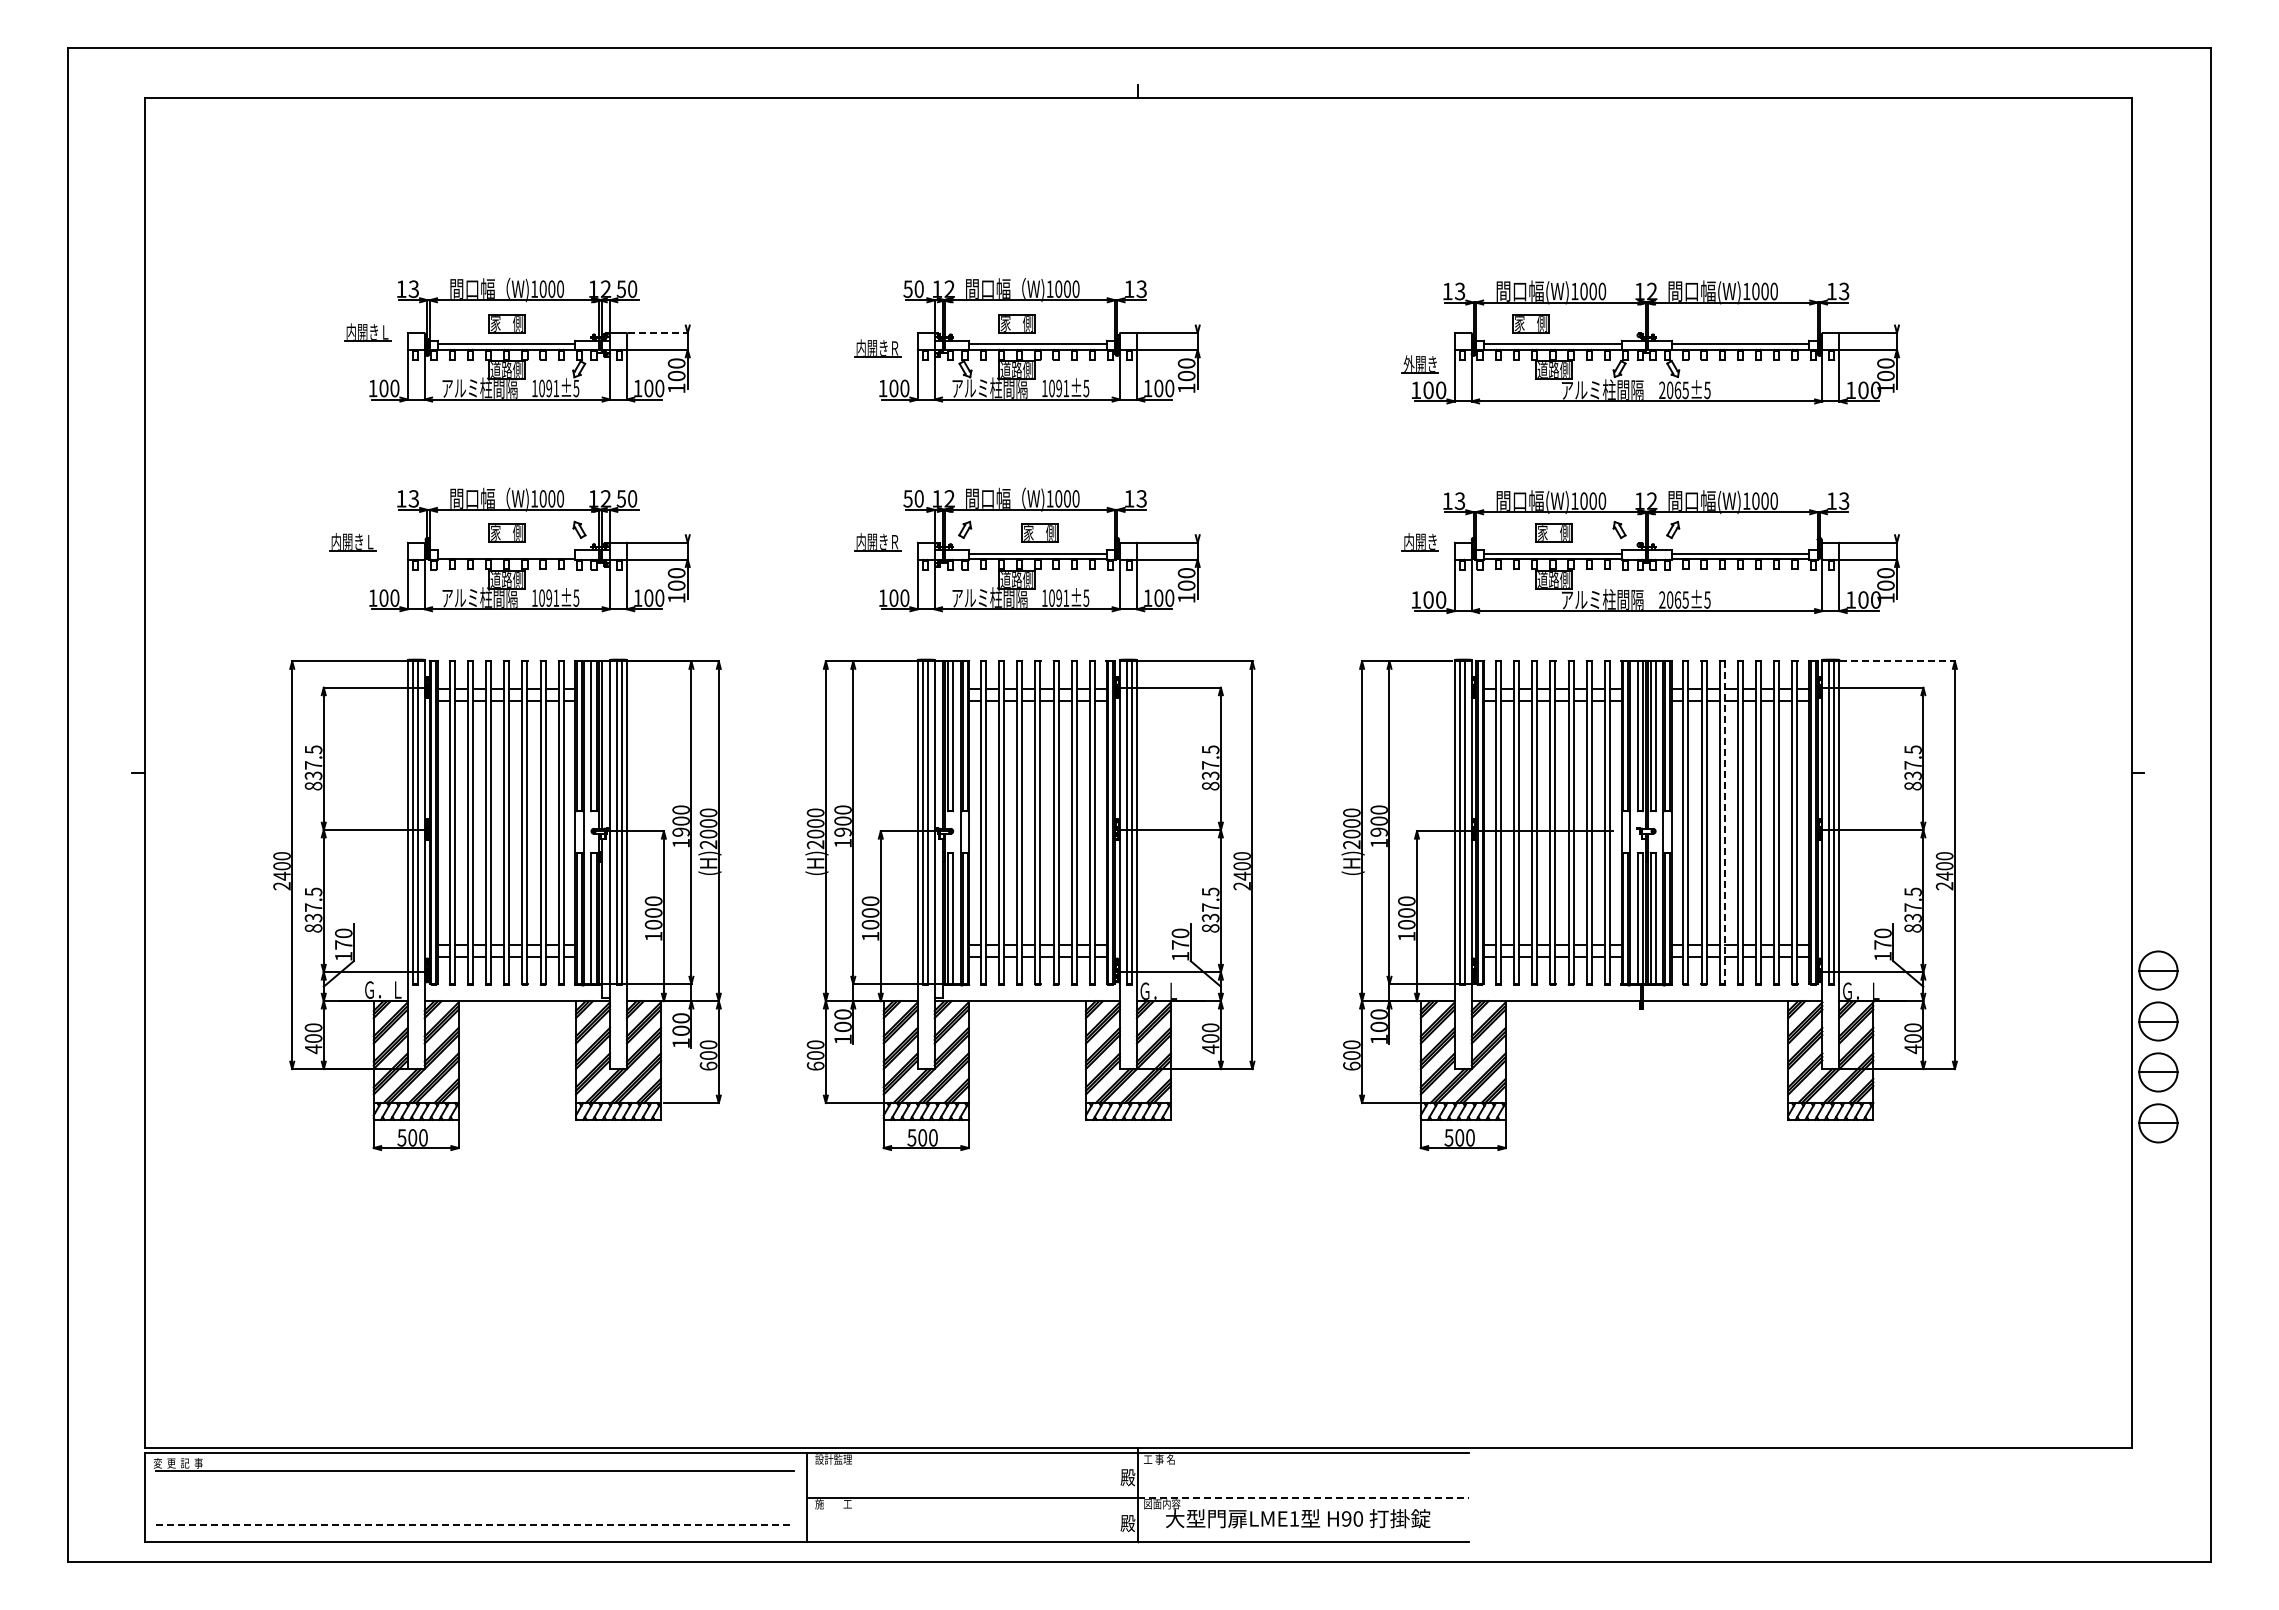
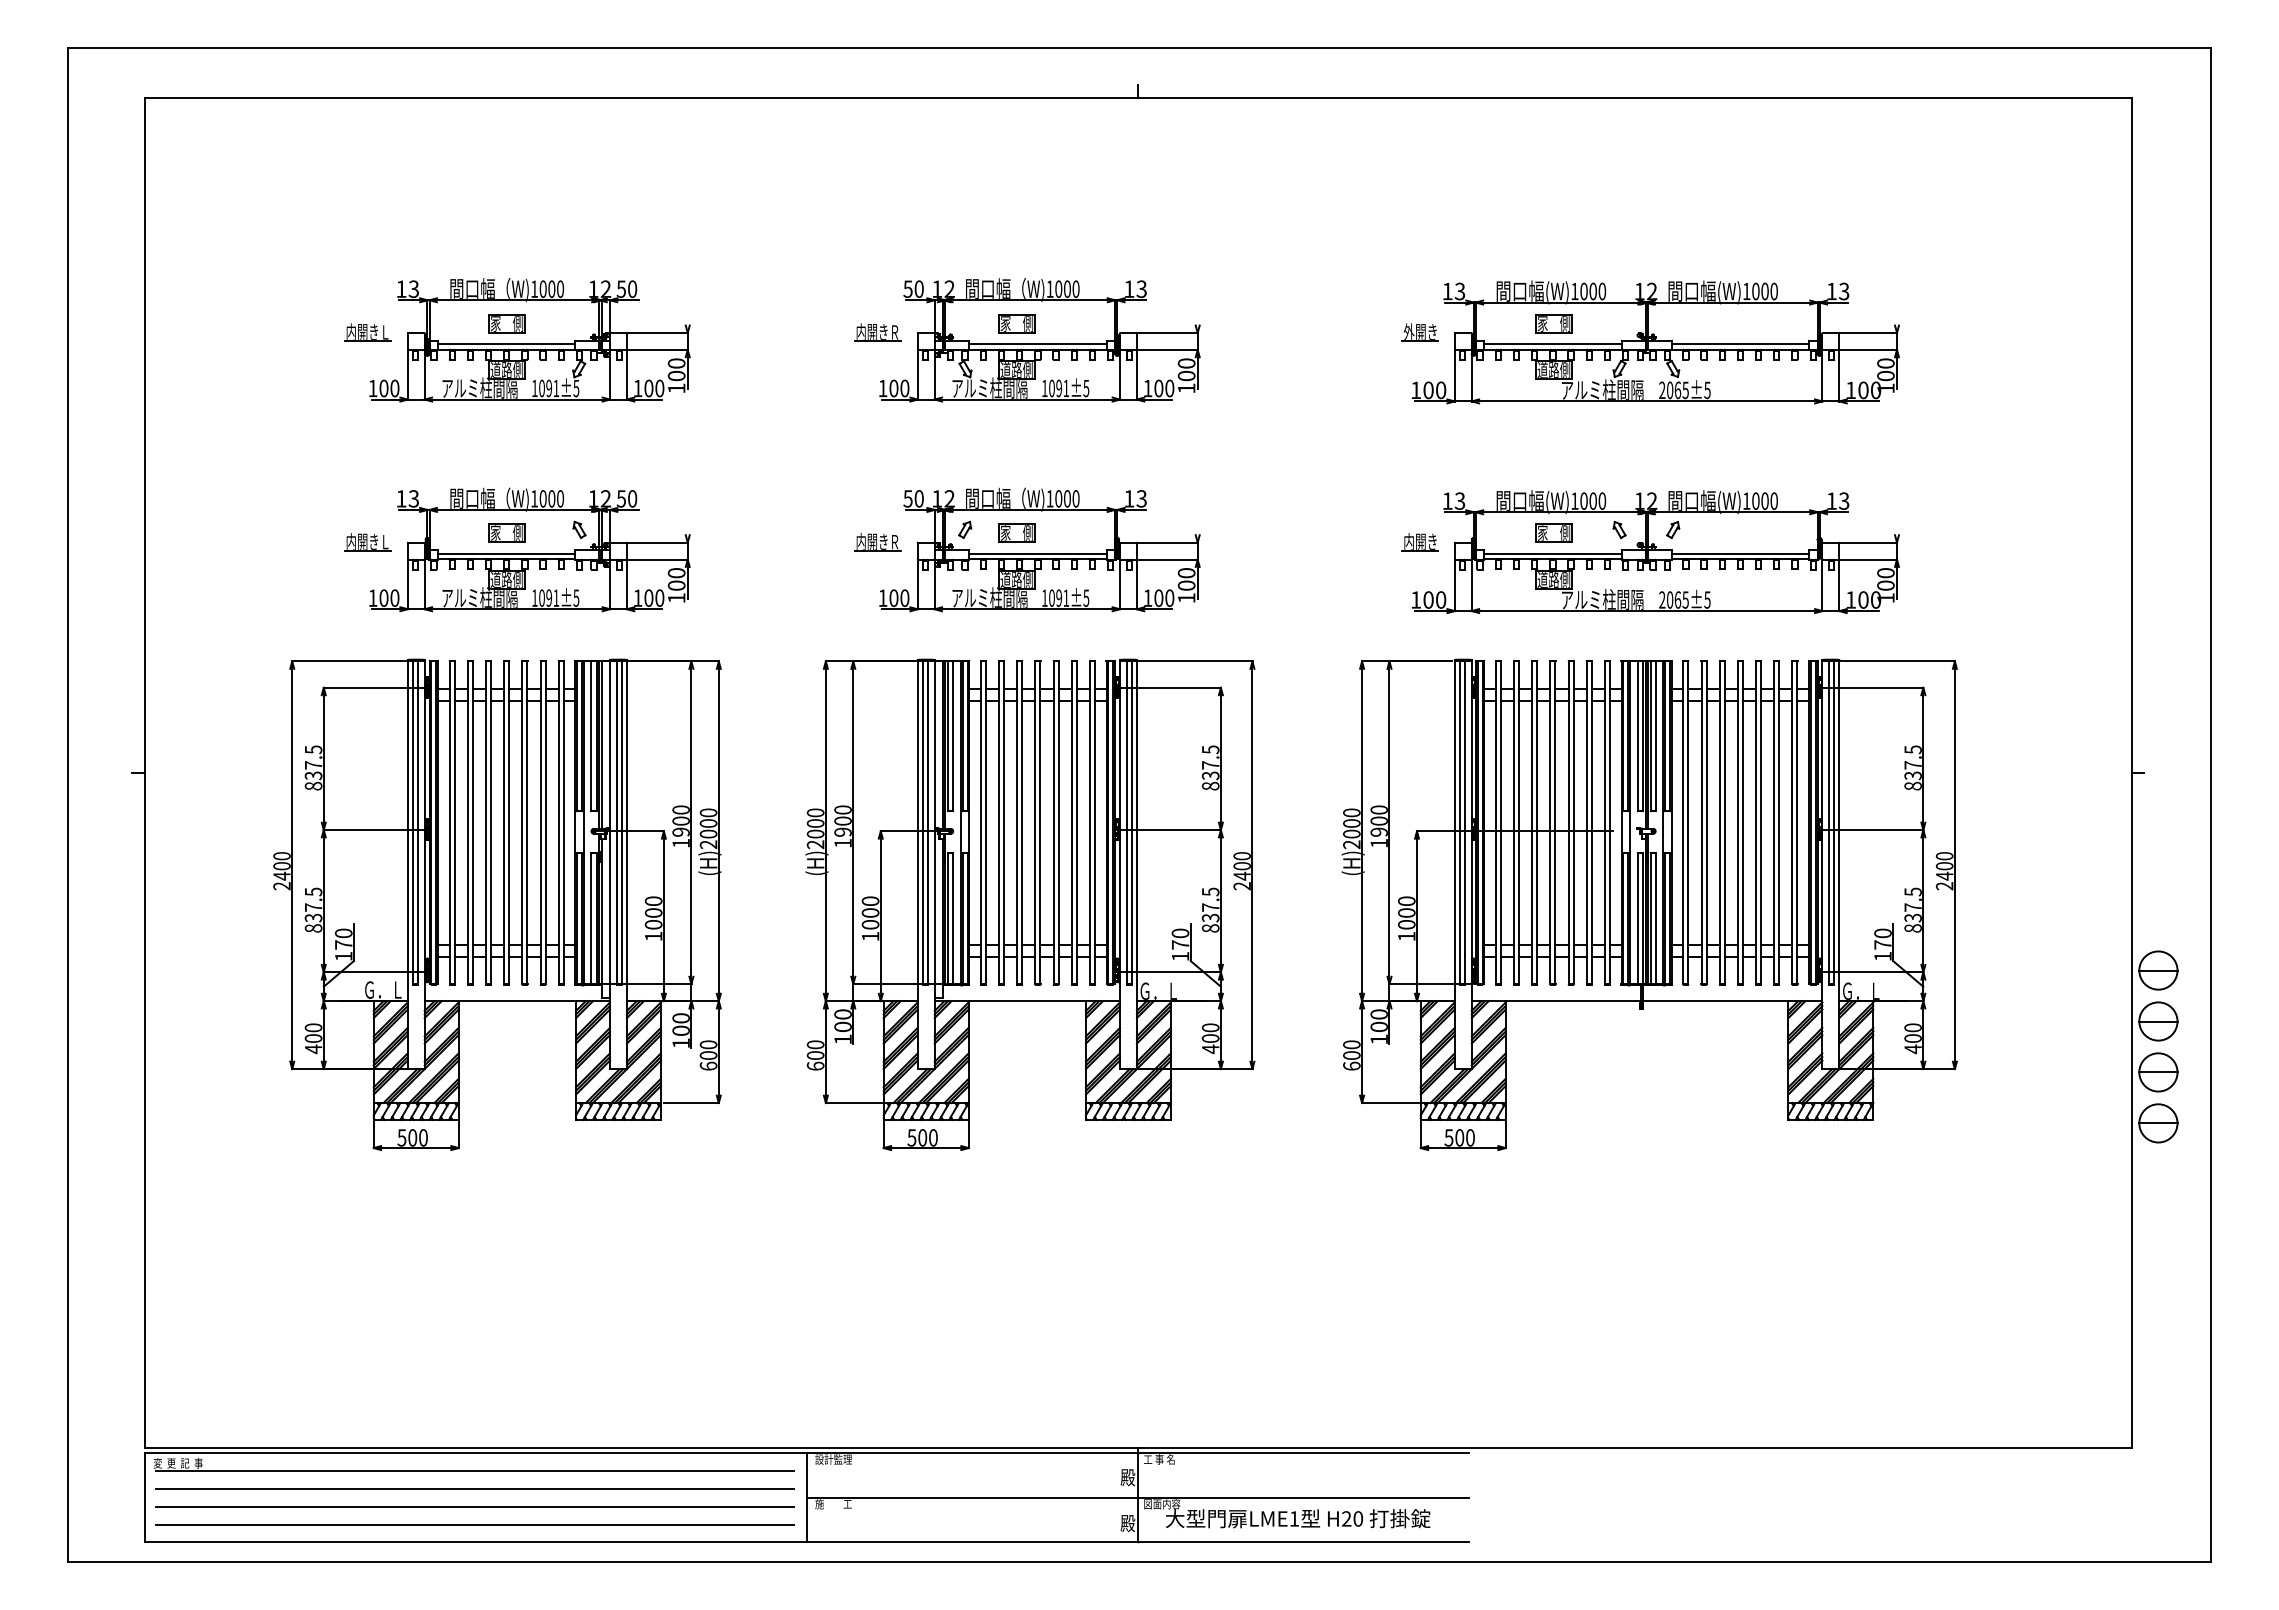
part position: (1530, 323) -> (1553, 323) (1553, 323)
line: dashed -> solid (658, 332)
part position: (877, 348) -> (877, 332) (877, 332)
part position: (1419, 364) -> (1419, 332) (1419, 332)
part position: (1039, 532) -> (1016, 532) (1016, 532)
part position: (352, 542) -> (367, 542) (367, 542)
line: none -> present (506, 554)
line: dashed -> solid (1898, 661)
line: dashed -> solid (1724, 823)
line: none -> present (474, 1488)
line: dashed -> solid (1303, 1497)
line: none -> present (474, 1506)
text: H90 -> H20 (1346, 1518)
line: dashed -> solid (475, 1524)
